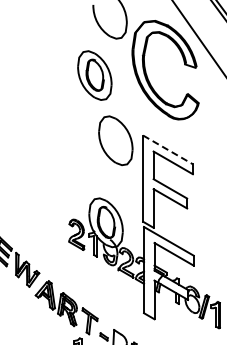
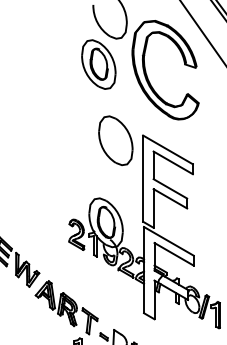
line position: (198, 37) -> (202, 32) (202, 32)
part position: (94, 75) -> (98, 64) (98, 64)
line: dashed -> solid (168, 149)
